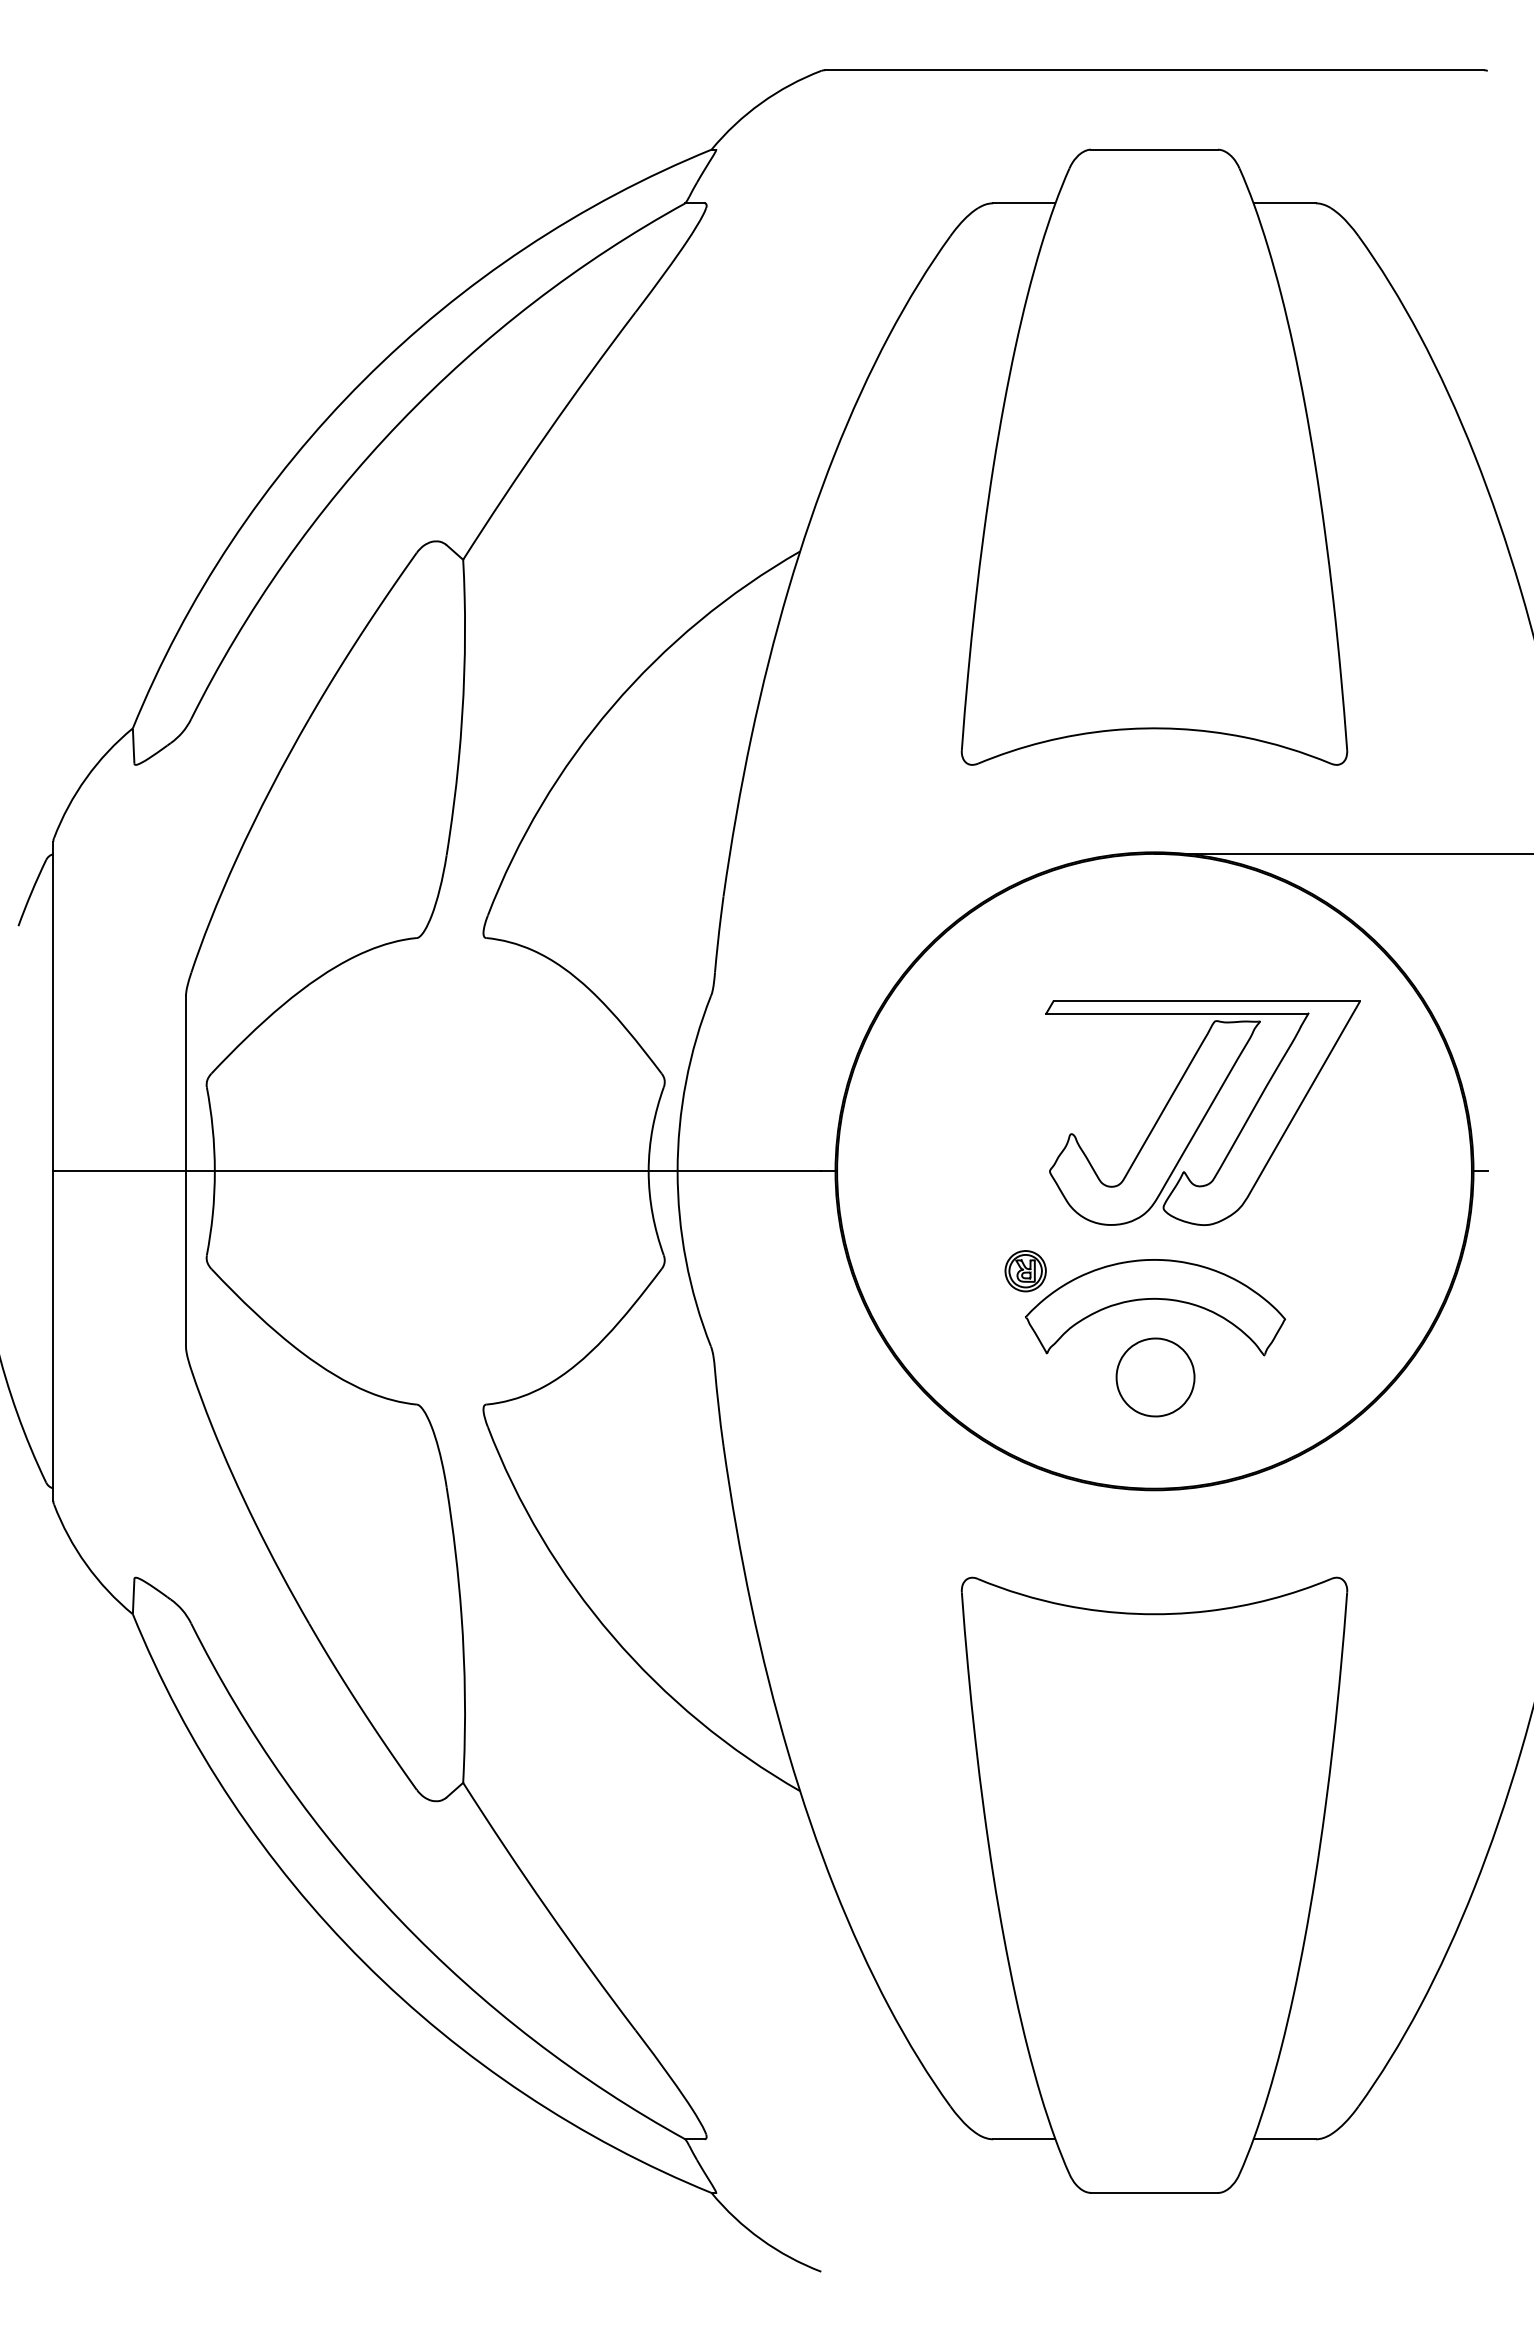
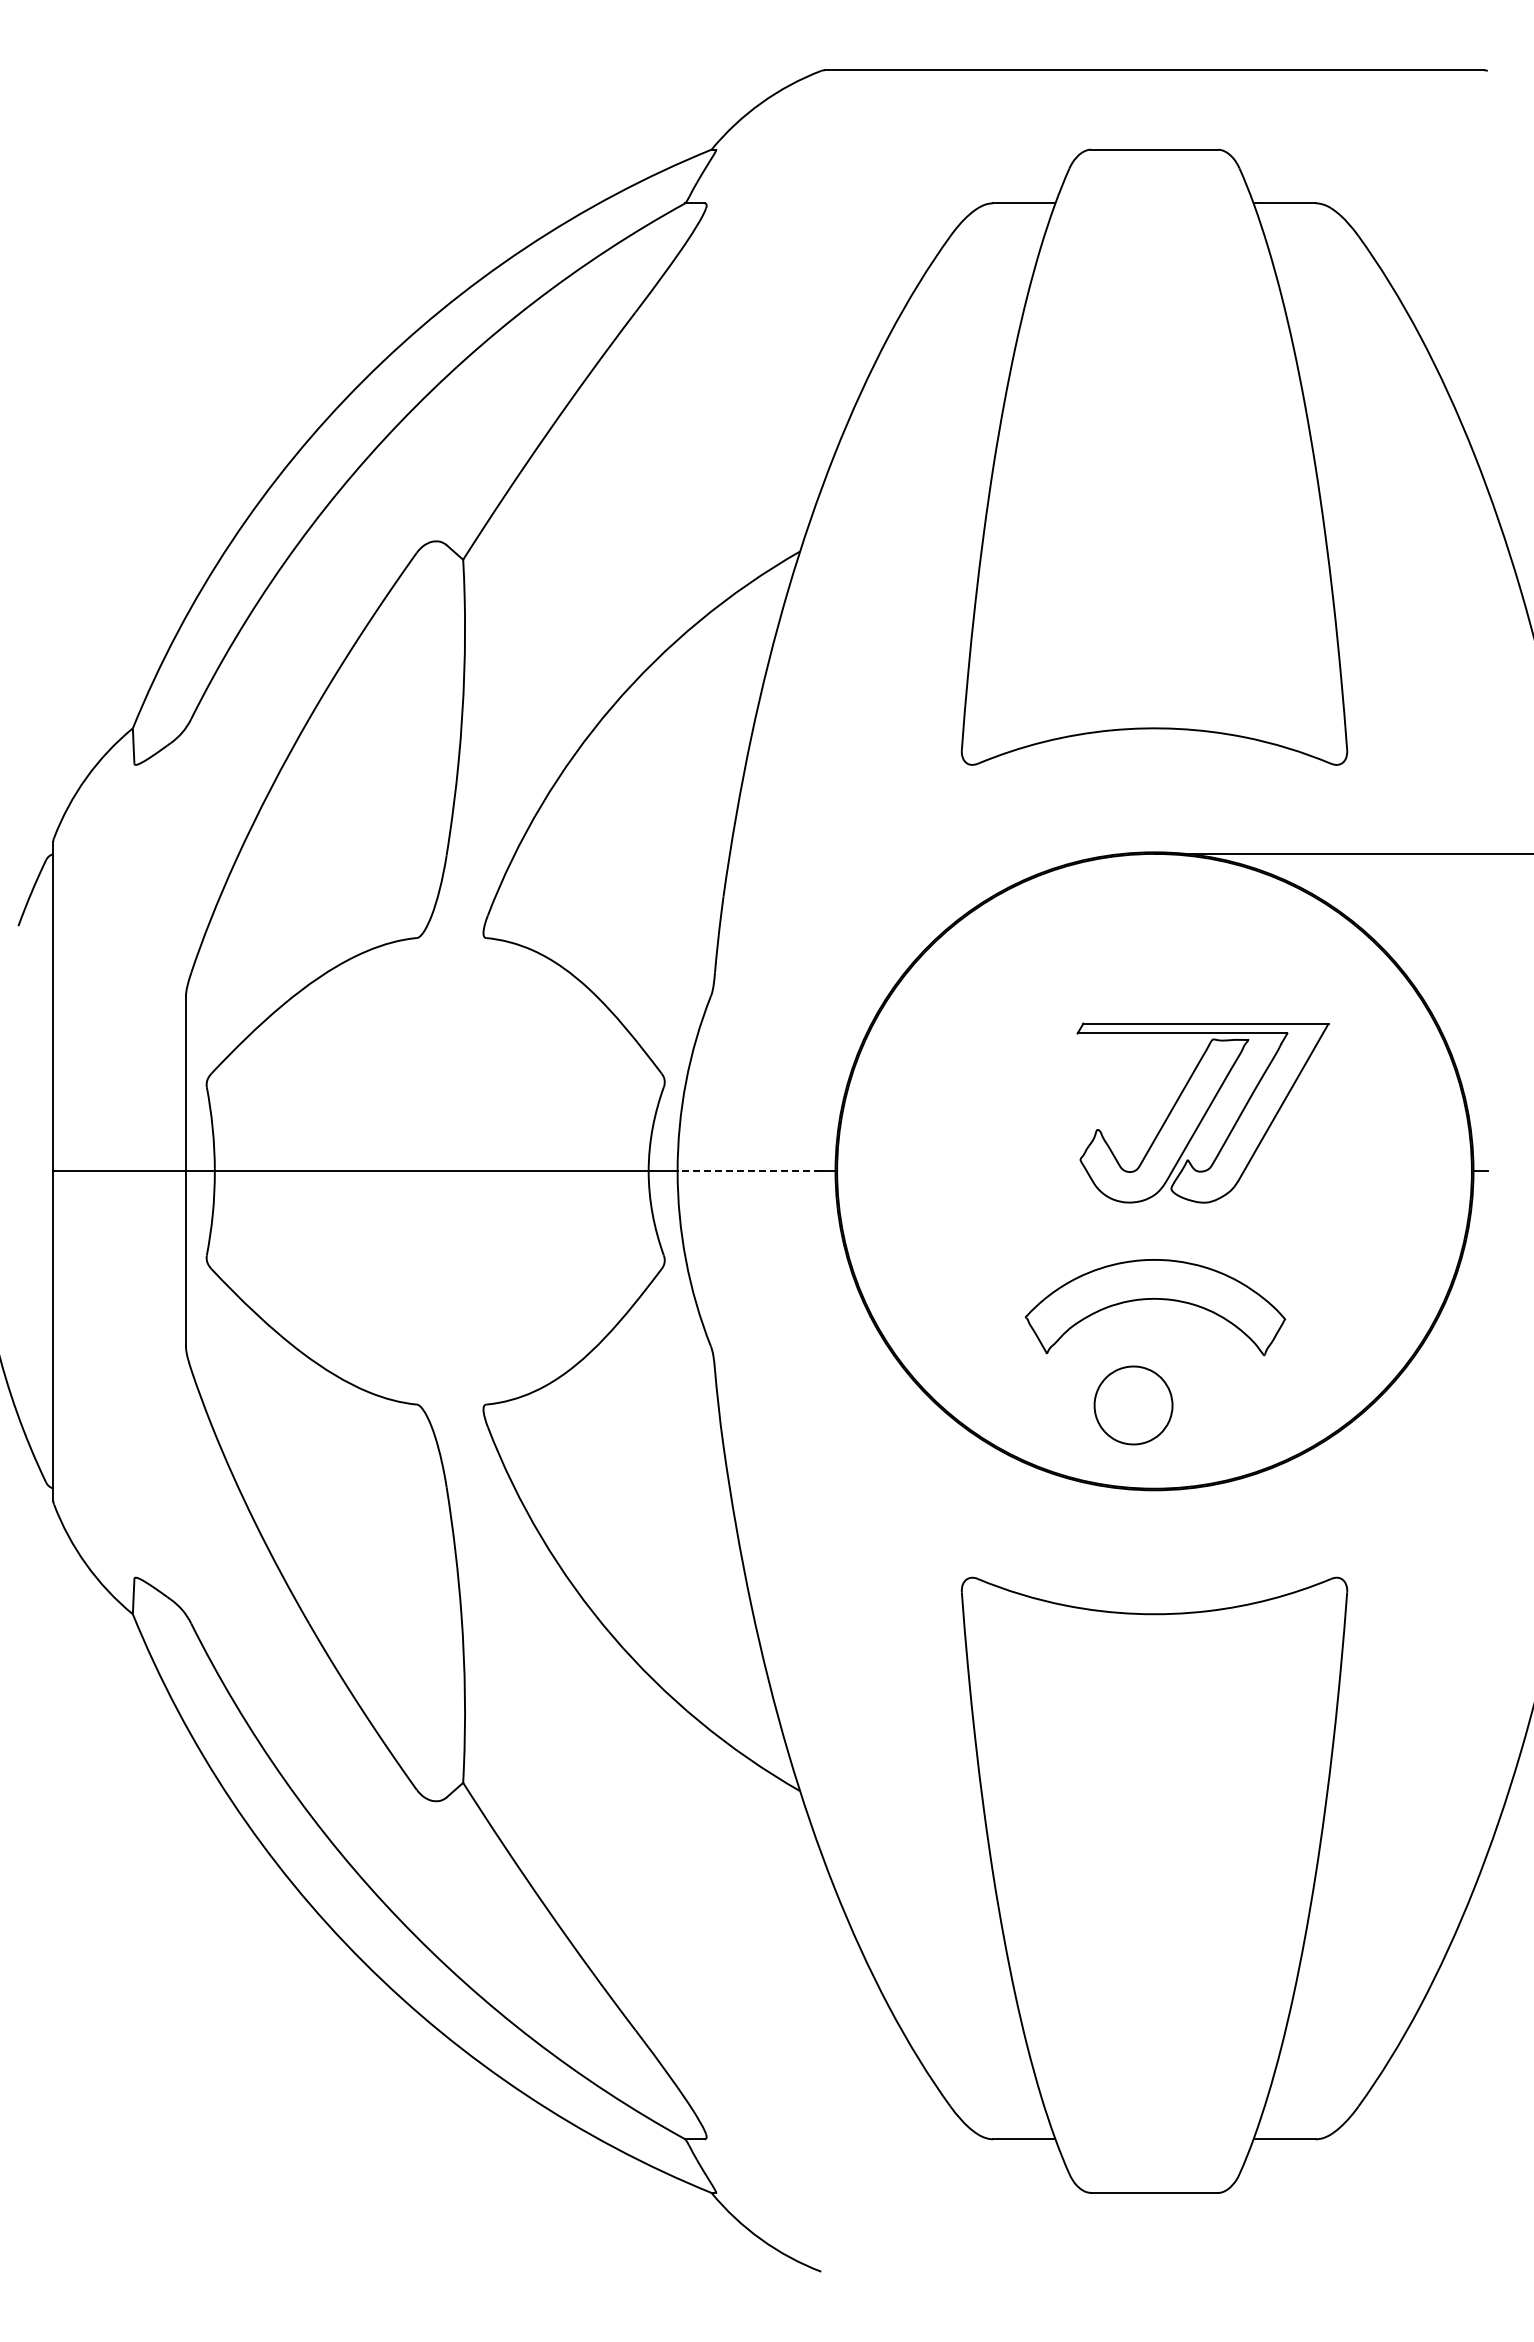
part size: 316x226 px -> 254x182 px (1202, 1112)
line: solid -> dashed (749, 1171)
part: present -> none (1025, 1271)
part position: (1155, 1377) -> (1133, 1405) (1133, 1405)
